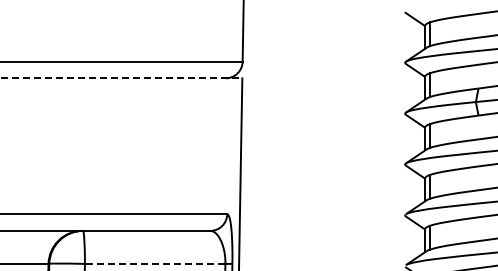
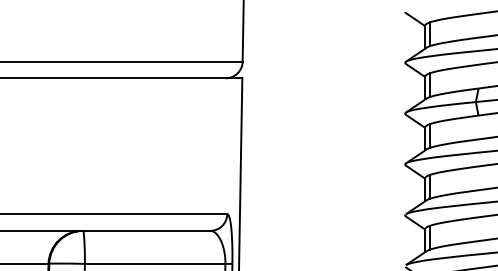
line: dashed -> solid (121, 78)
line: dashed -> solid (154, 263)
